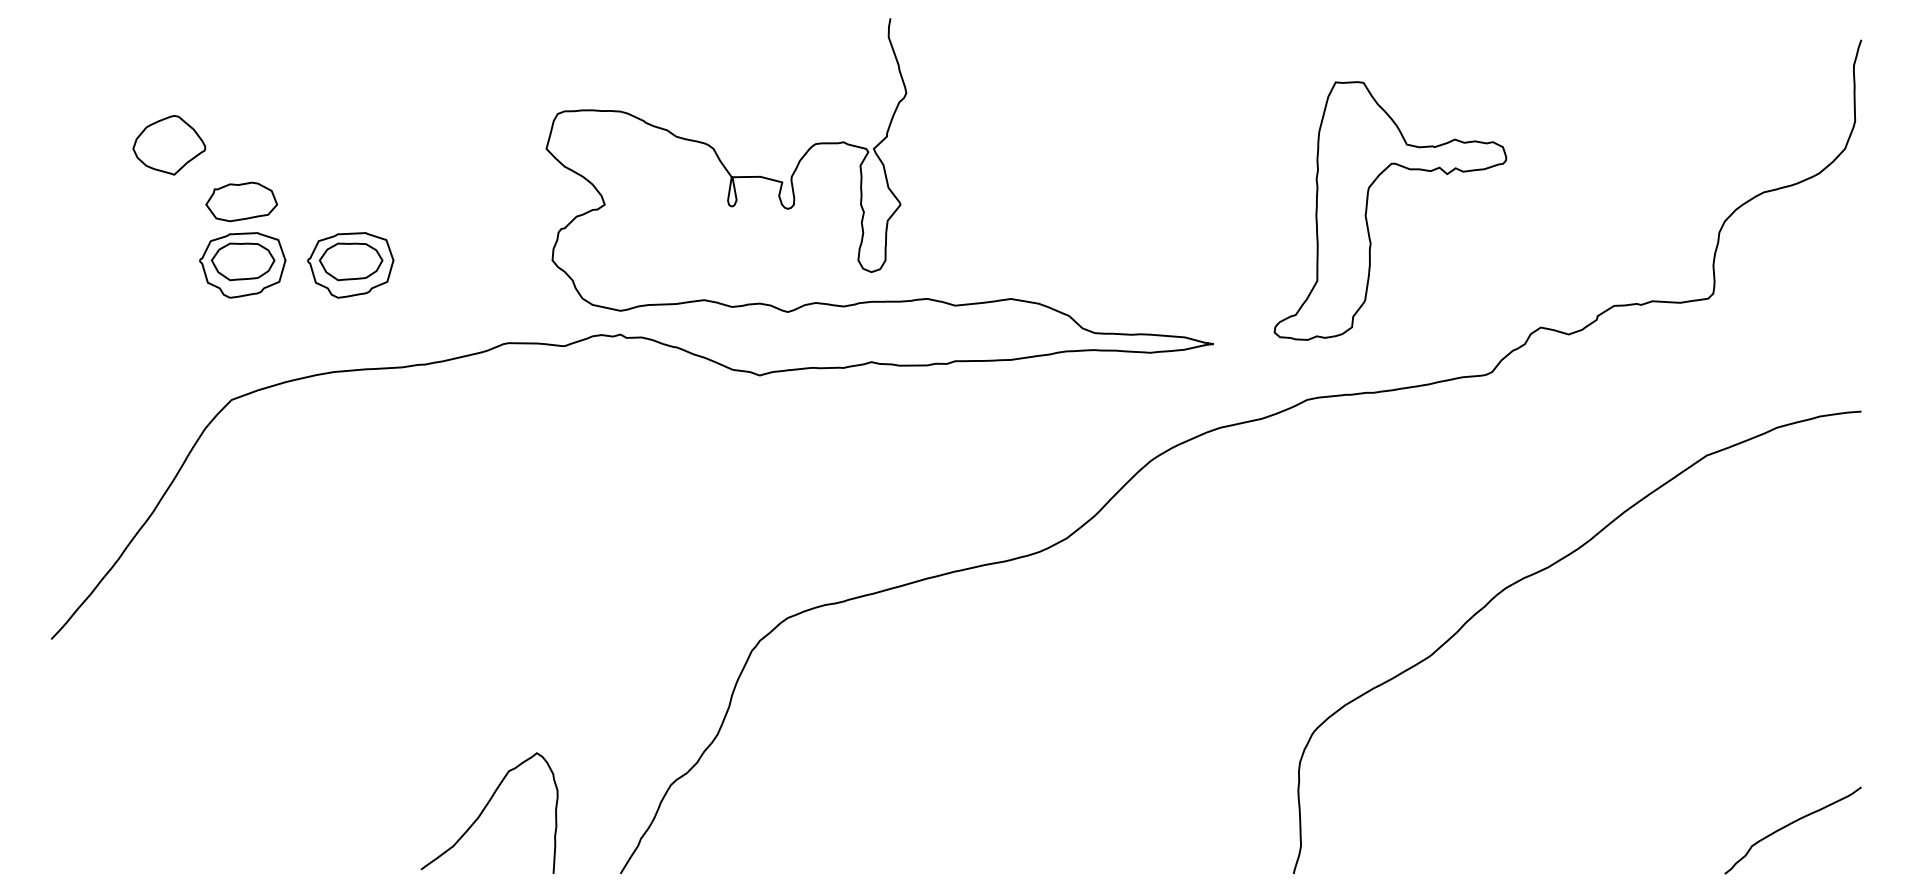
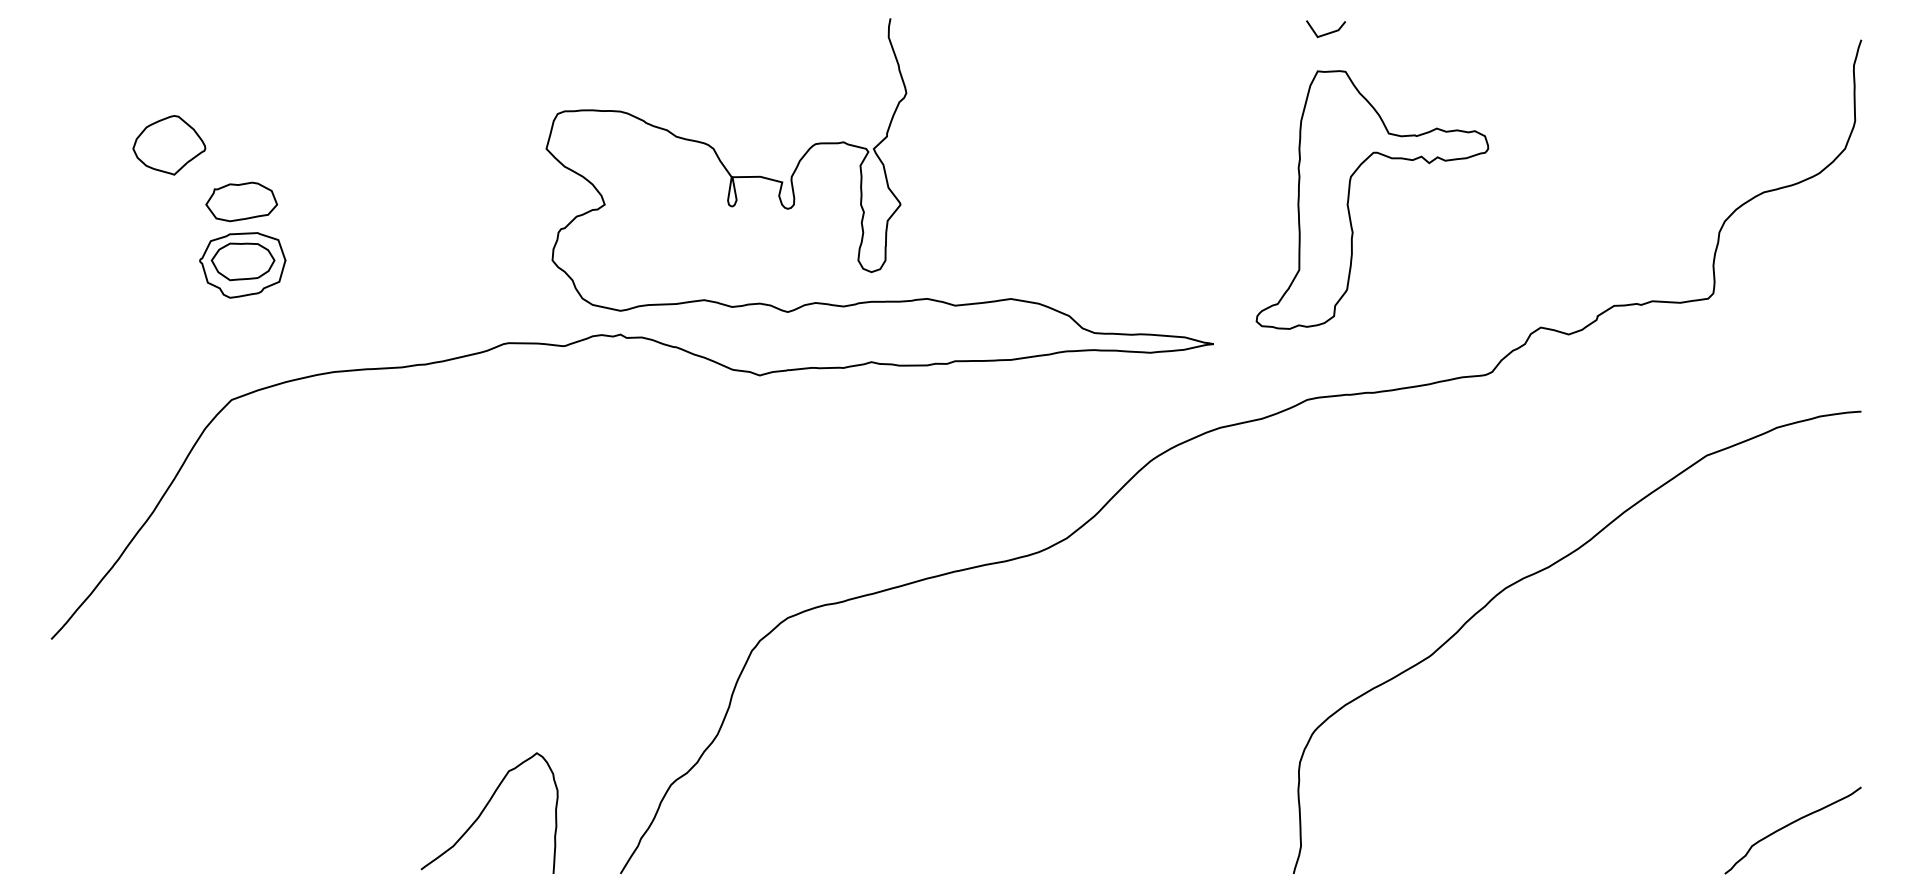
line: none -> present (1327, 32)
part position: (1367, 210) -> (1349, 199) (1349, 199)
part: present -> none (350, 265)
